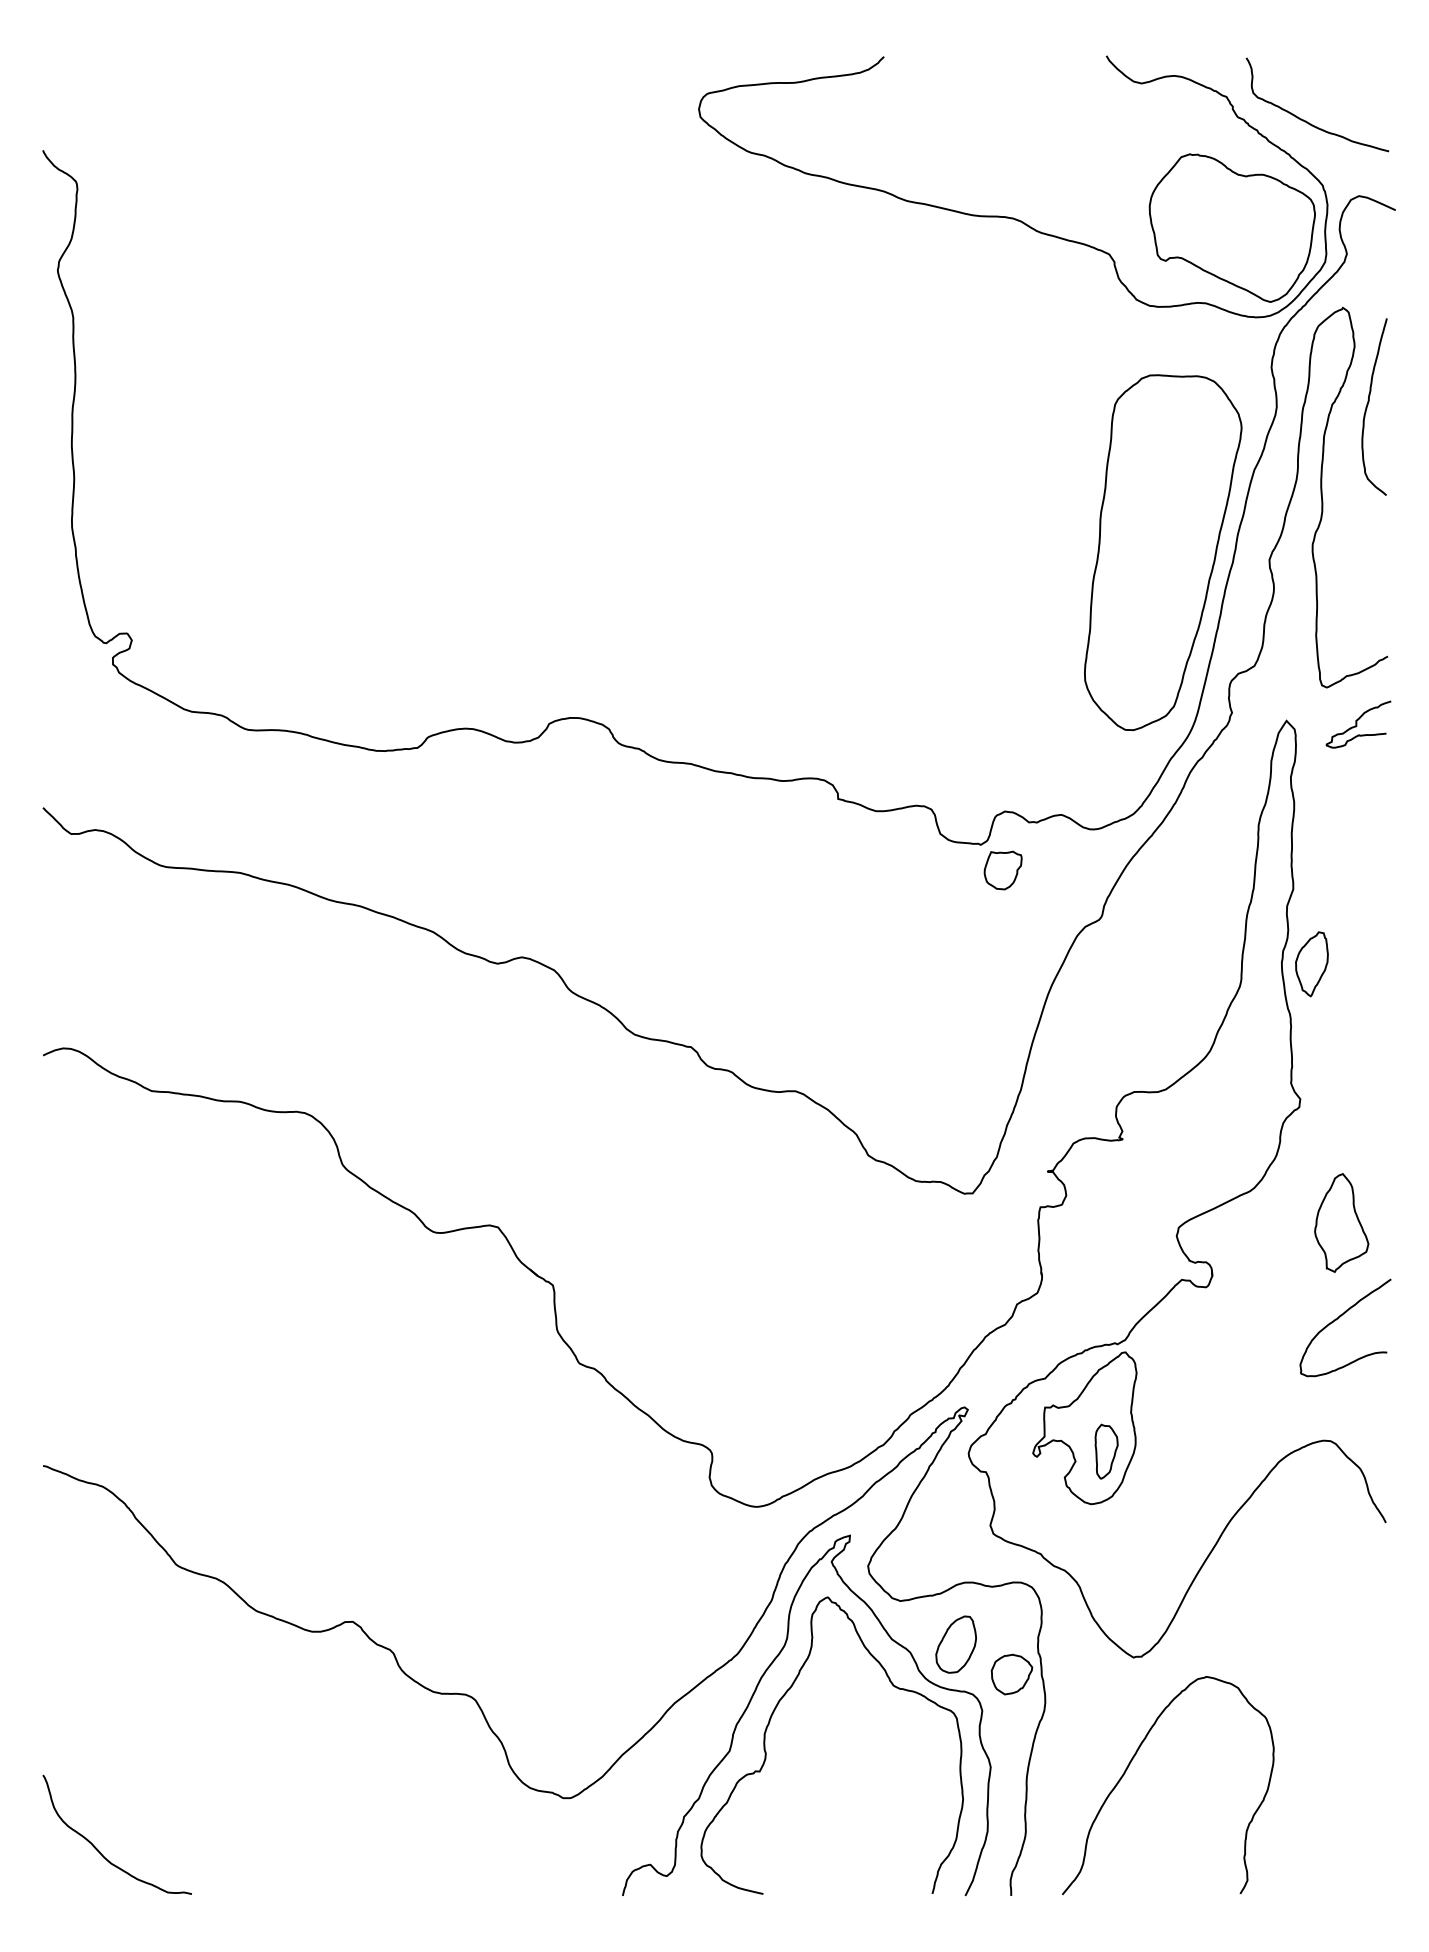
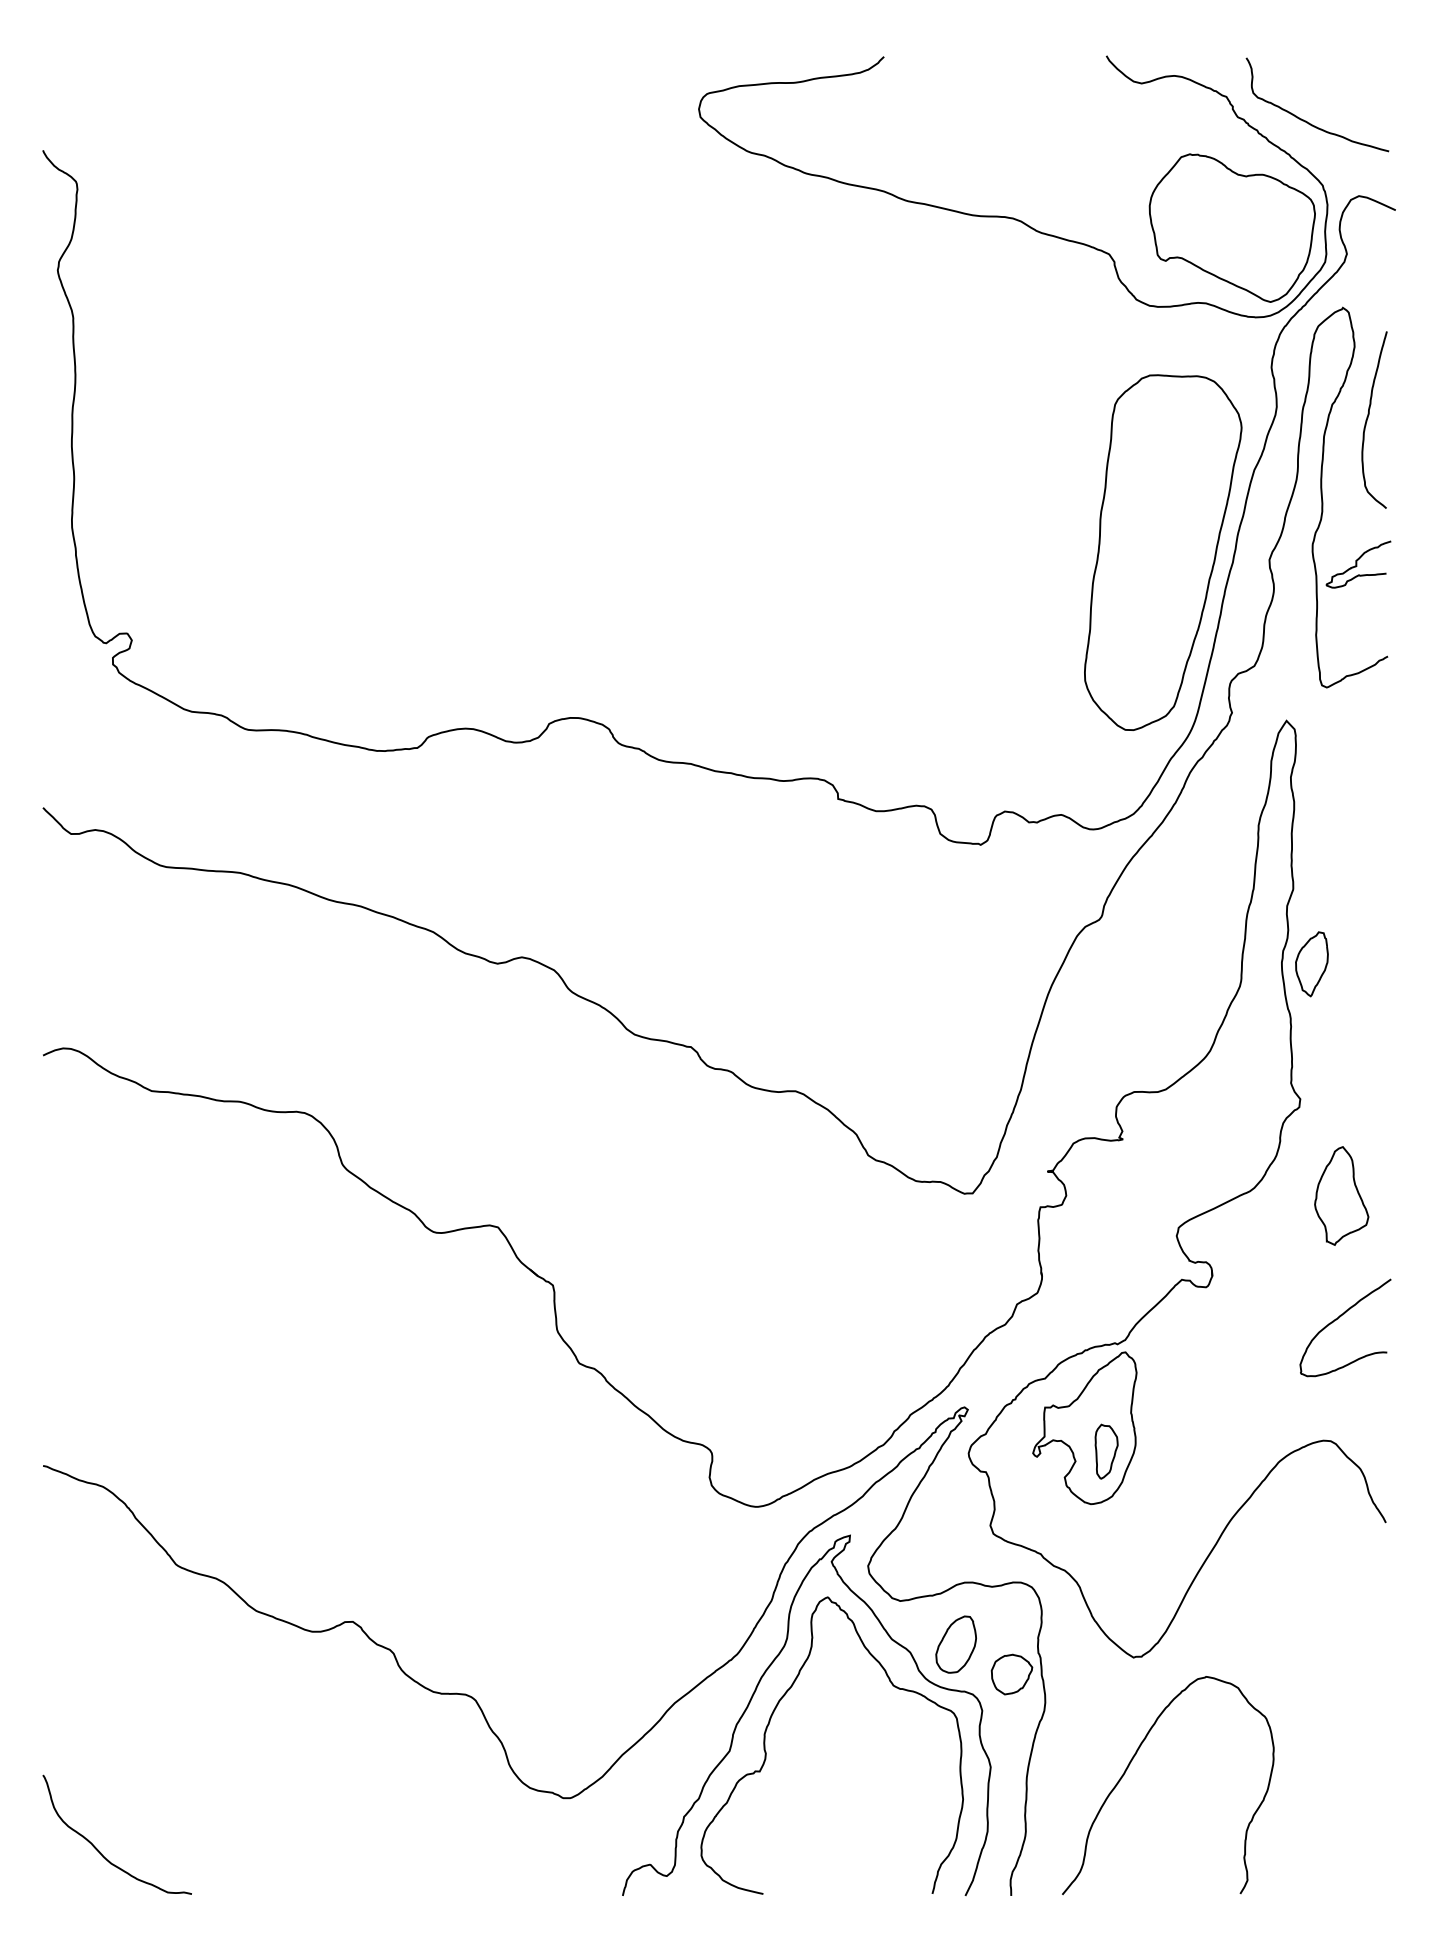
curve position: (1368, 405) -> (1368, 418) (1368, 418)
curve position: (1357, 724) -> (1357, 564) (1357, 564)
part: present -> none (1002, 870)
part position: (1341, 1222) -> (1341, 1195) (1341, 1195)
